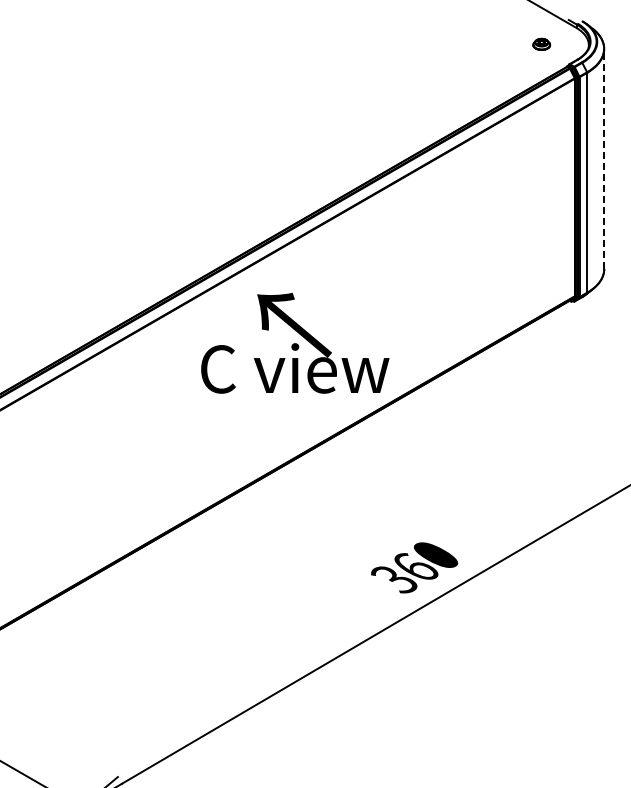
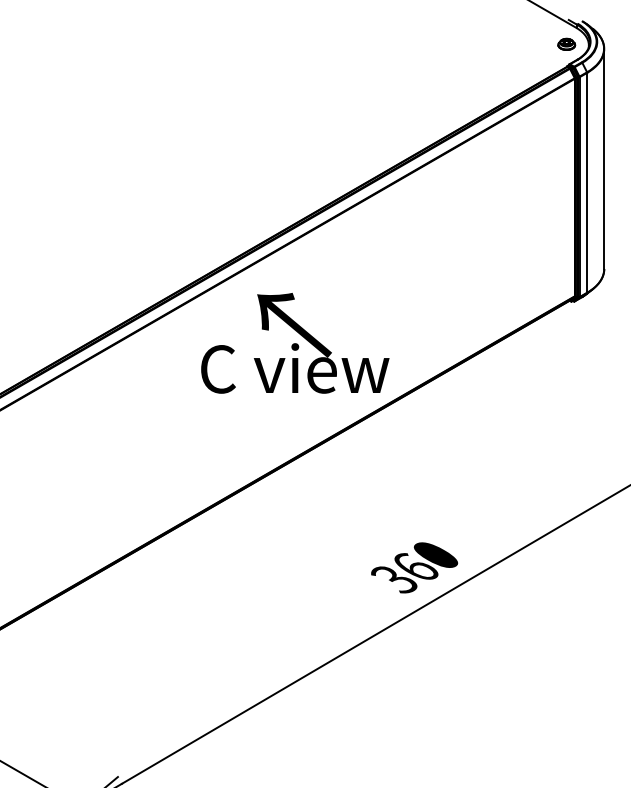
part position: (541, 43) -> (566, 43) (566, 43)
line: dashed -> solid (604, 159)
